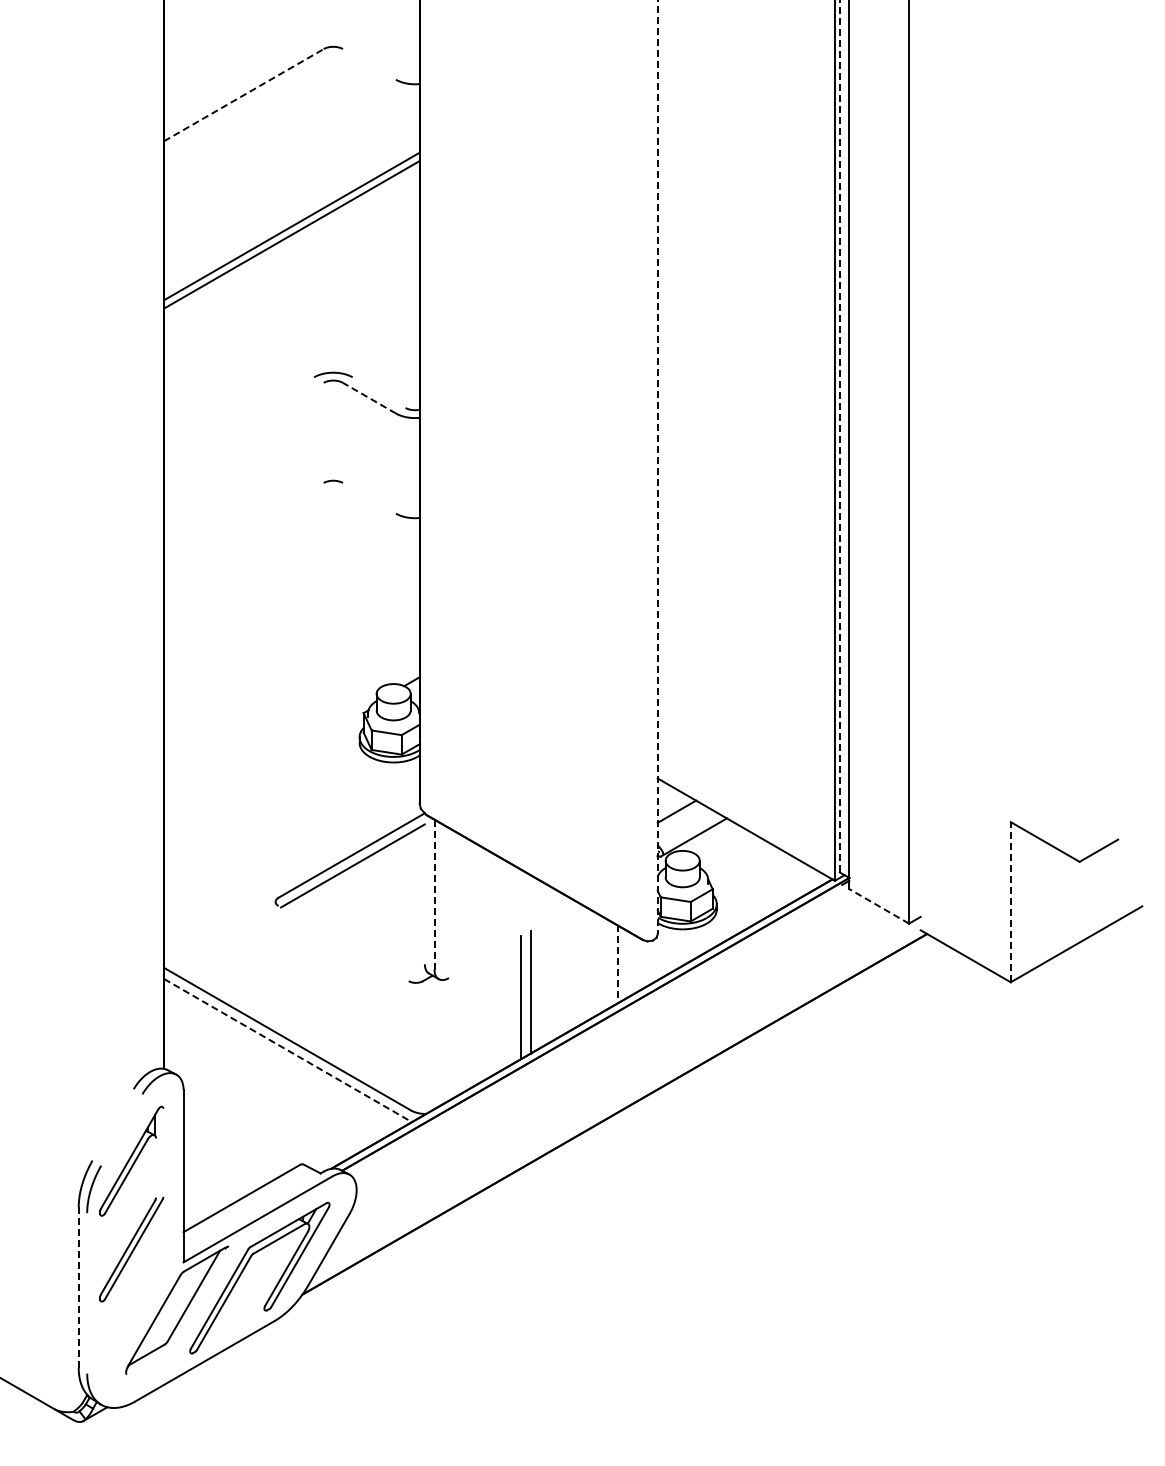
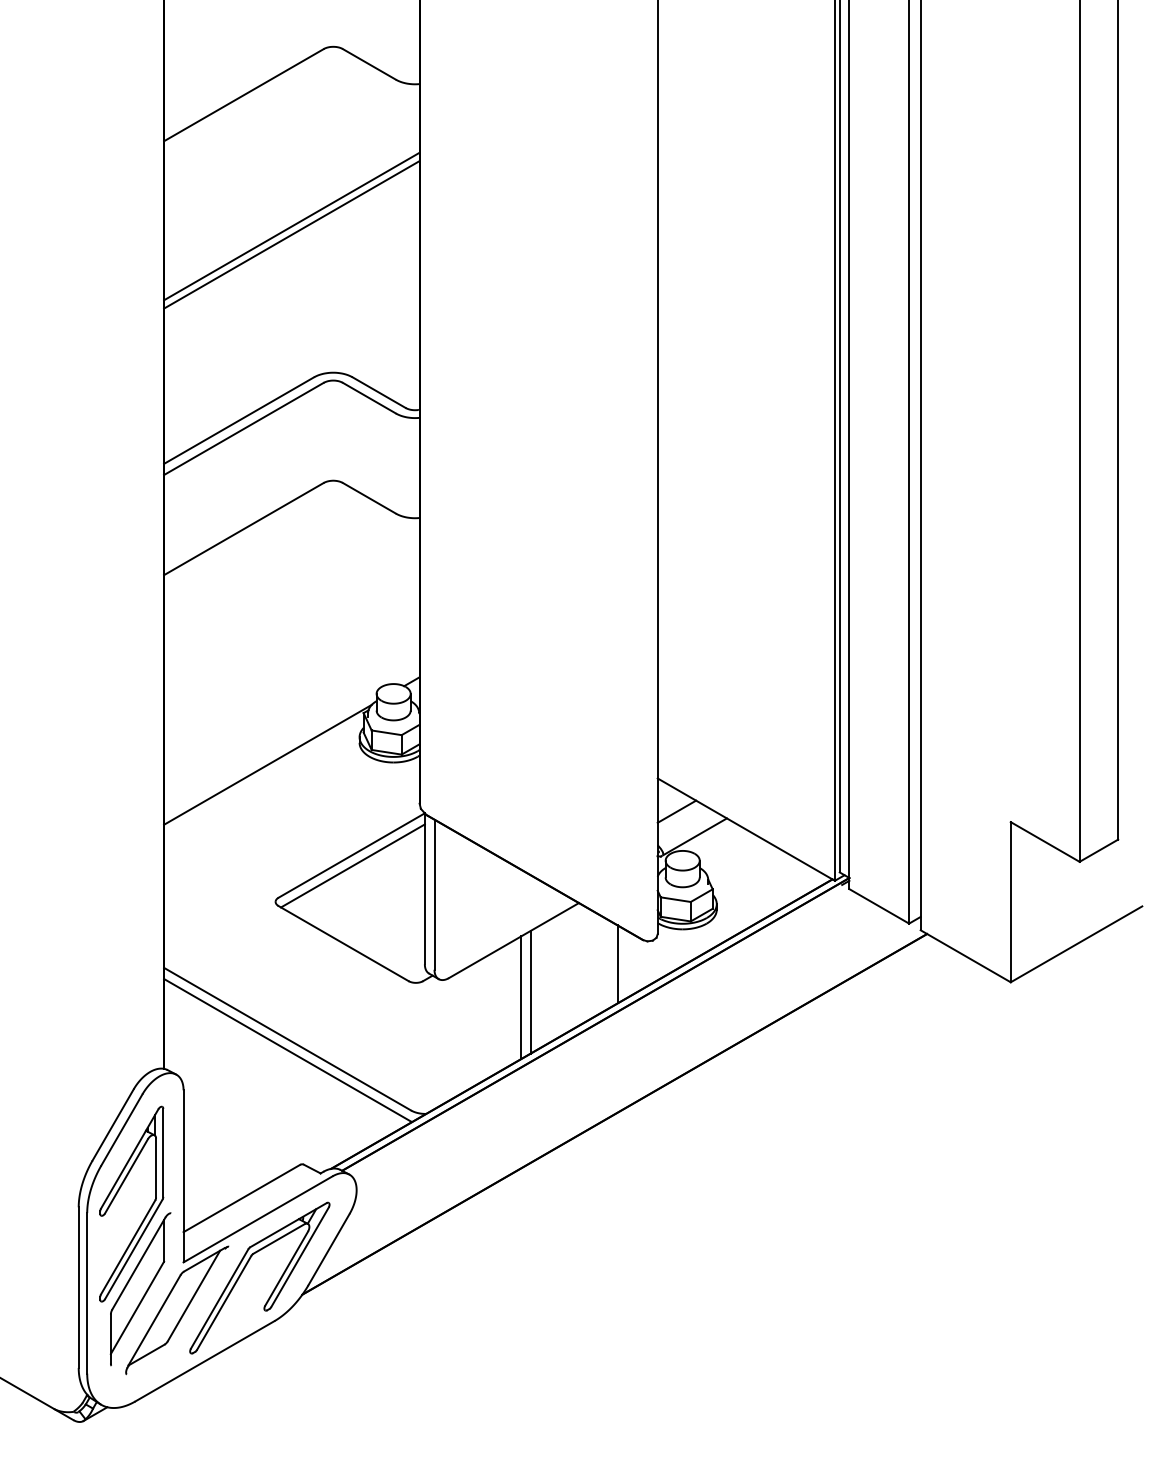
line: none -> present (368, 64)
line: dashed -> solid (244, 94)
line: none -> present (378, 392)
line: dashed -> solid (369, 398)
line: none -> present (239, 420)
line: none -> present (1118, 420)
line: none -> present (243, 428)
line: none -> present (1079, 431)
line: dashed -> solid (839, 436)
line: none -> present (920, 466)
line: dashed -> solid (657, 467)
line: none -> present (368, 498)
line: none -> present (243, 529)
line: none -> present (267, 764)
line: none -> present (424, 888)
line: dashed -> solid (434, 895)
line: dashed -> solid (1010, 901)
line: dashed -> solid (878, 906)
line: none -> present (513, 940)
line: none -> present (343, 943)
line: dashed -> solid (617, 964)
line: dashed -> solid (287, 1050)
line: none -> present (112, 1124)
line: none -> present (121, 1129)
line: none -> present (163, 1152)
line: none -> present (156, 1167)
line: dashed -> solid (78, 1287)
part: none -> present (140, 1289)
line: none -> present (87, 1293)
